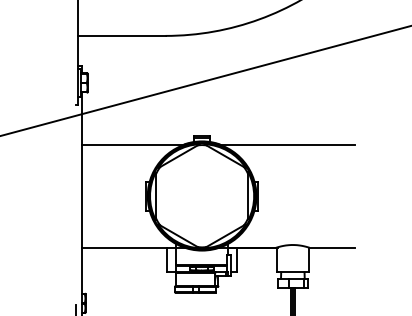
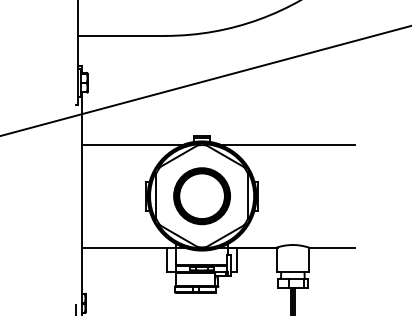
part: none -> present (201, 196)
